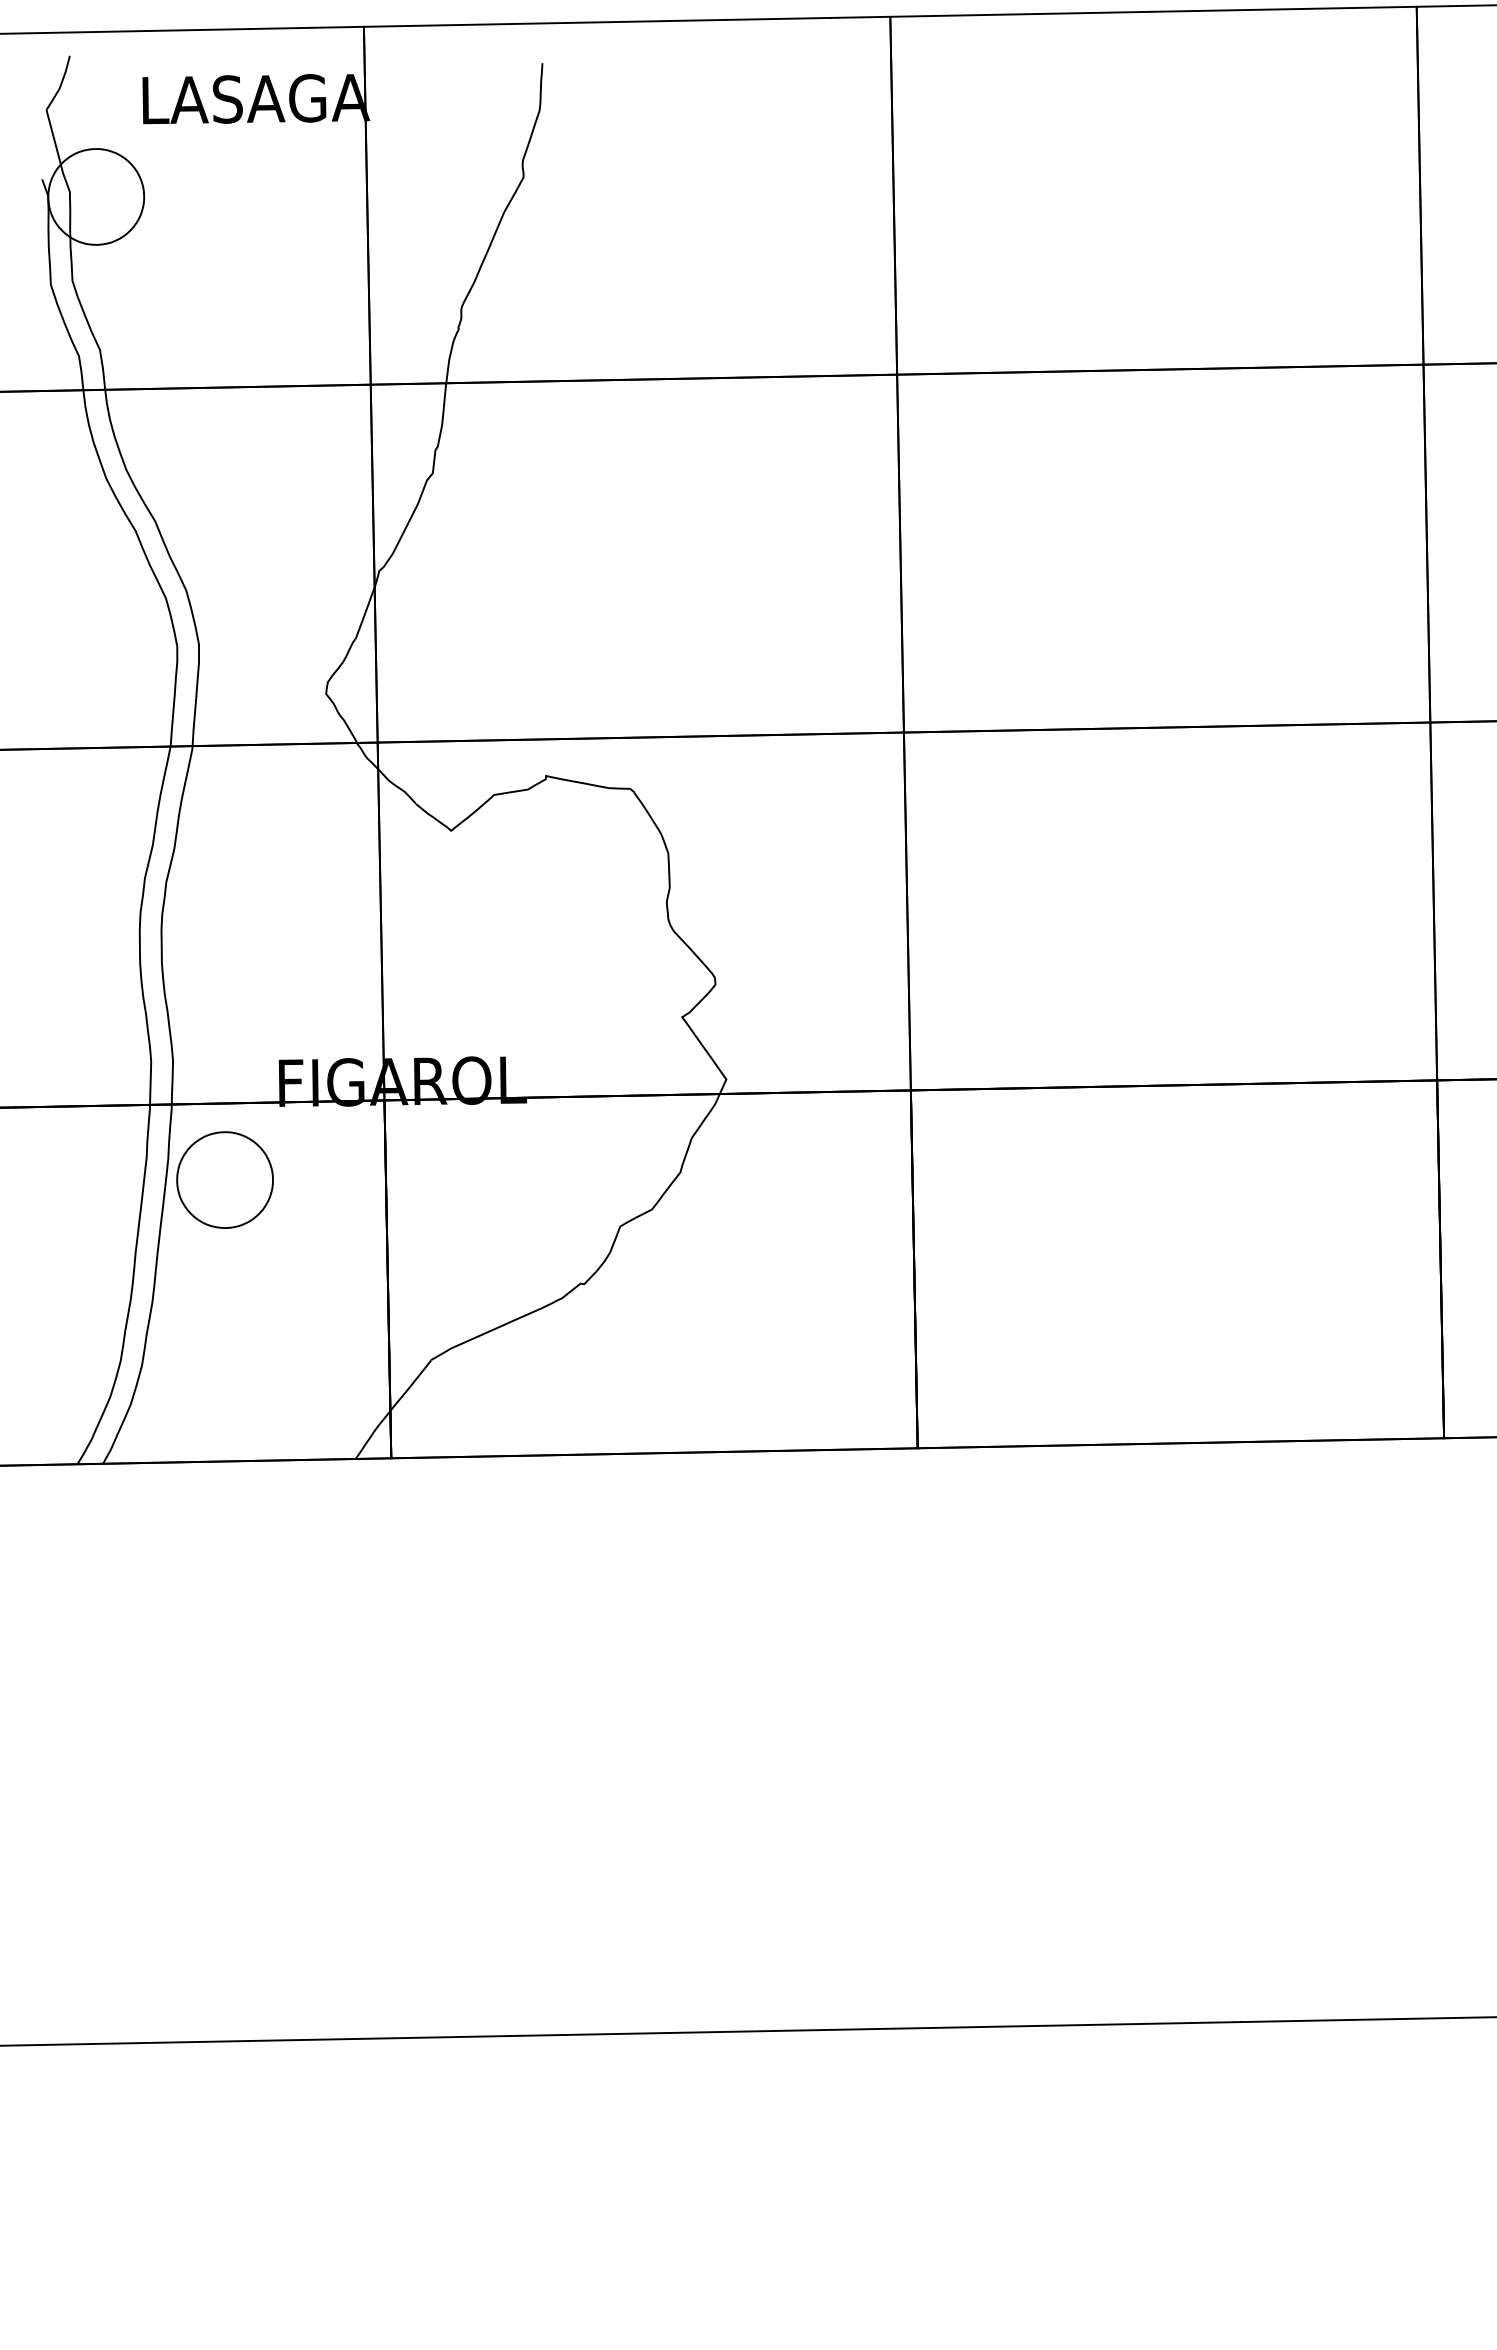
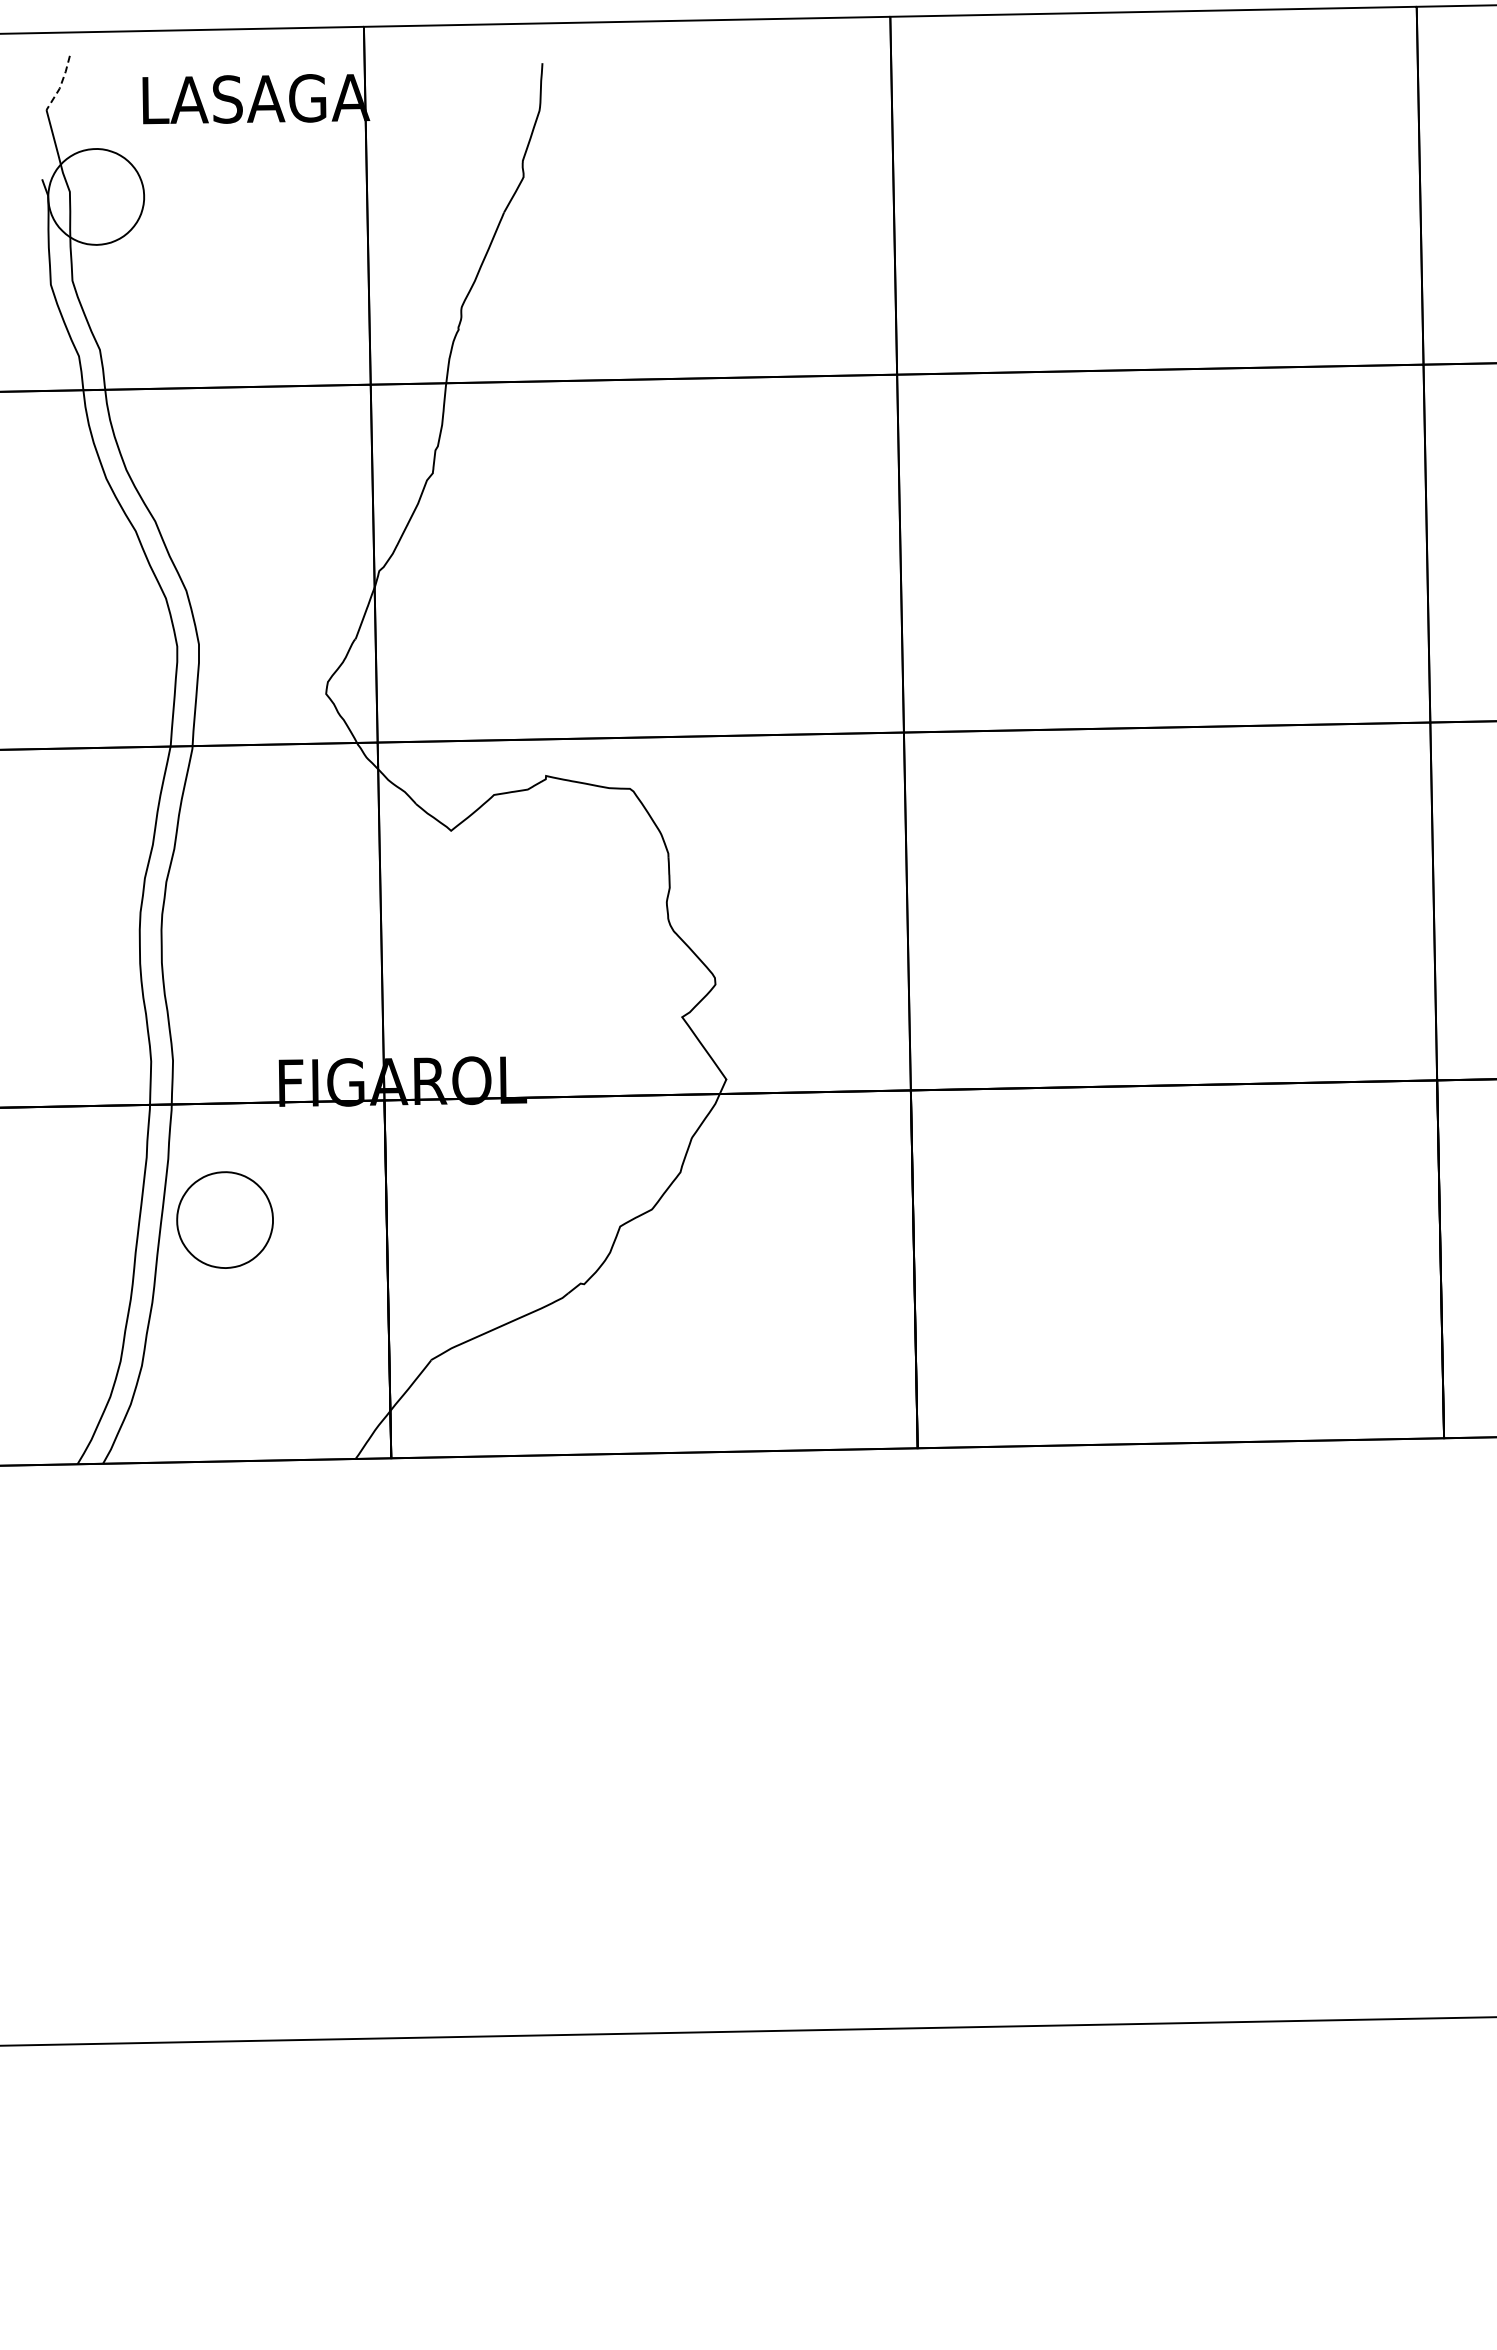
line: solid -> dashed (60, 85)
part position: (224, 1179) -> (224, 1219) (224, 1219)
